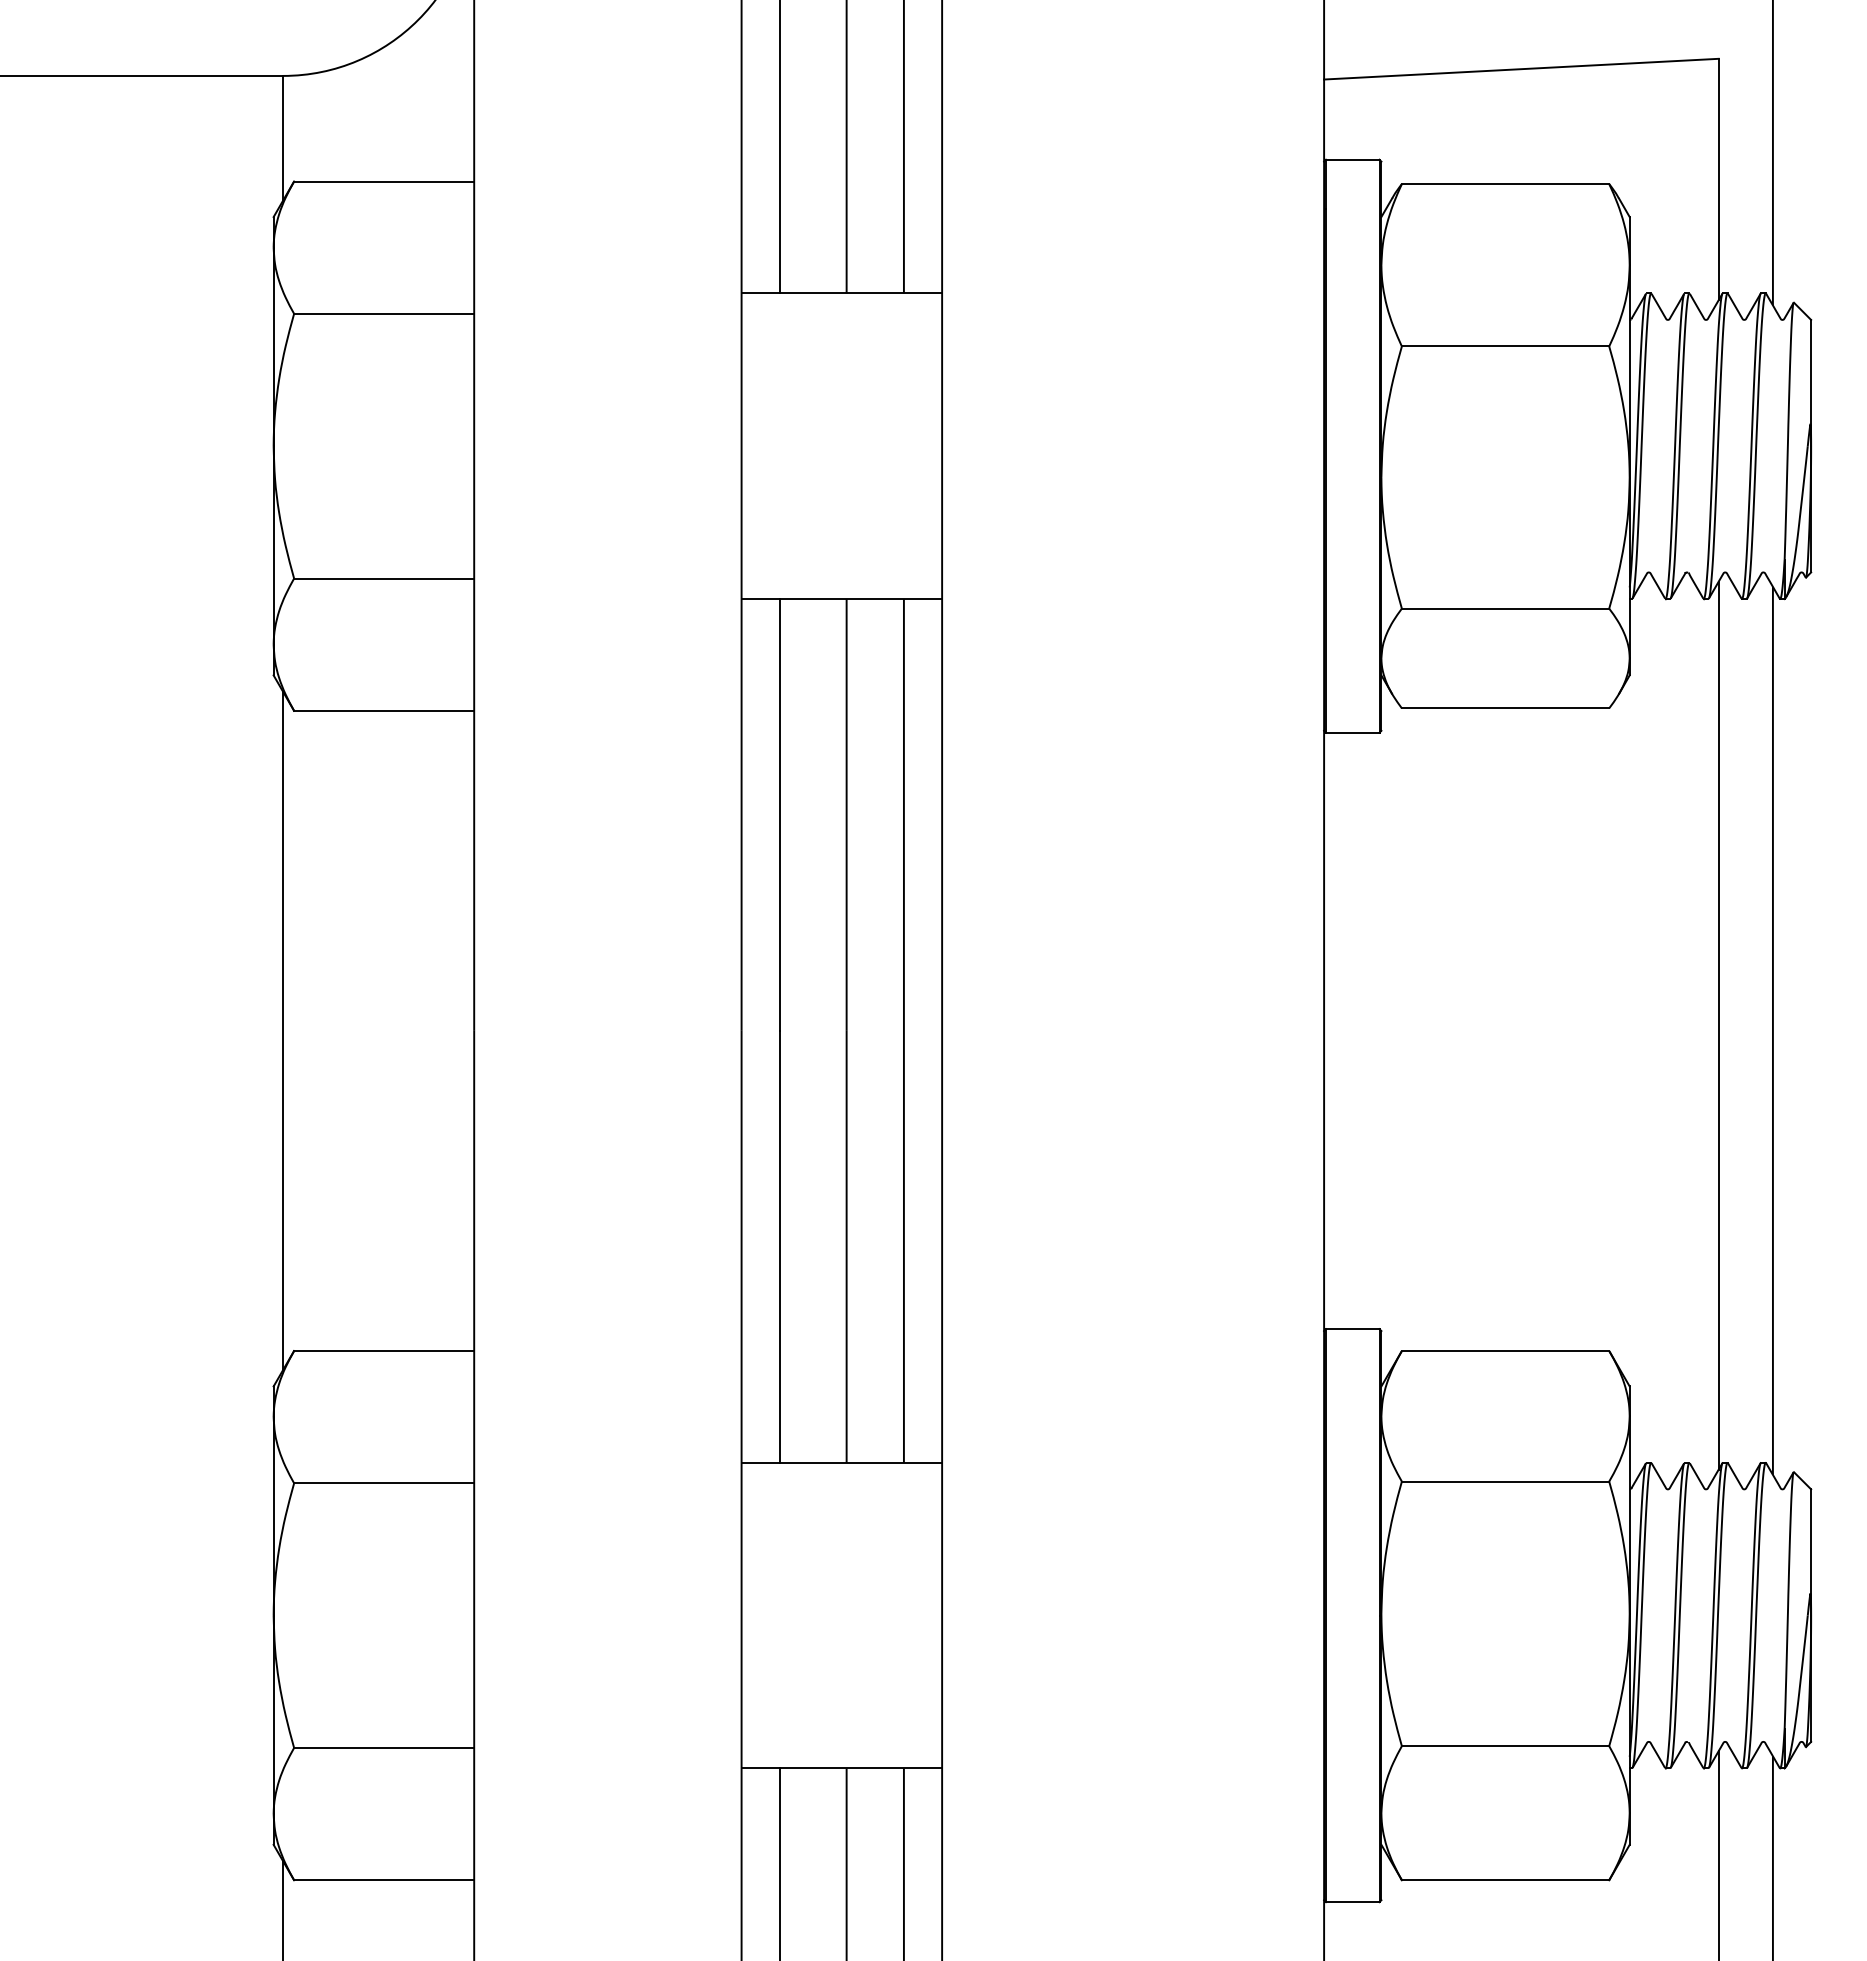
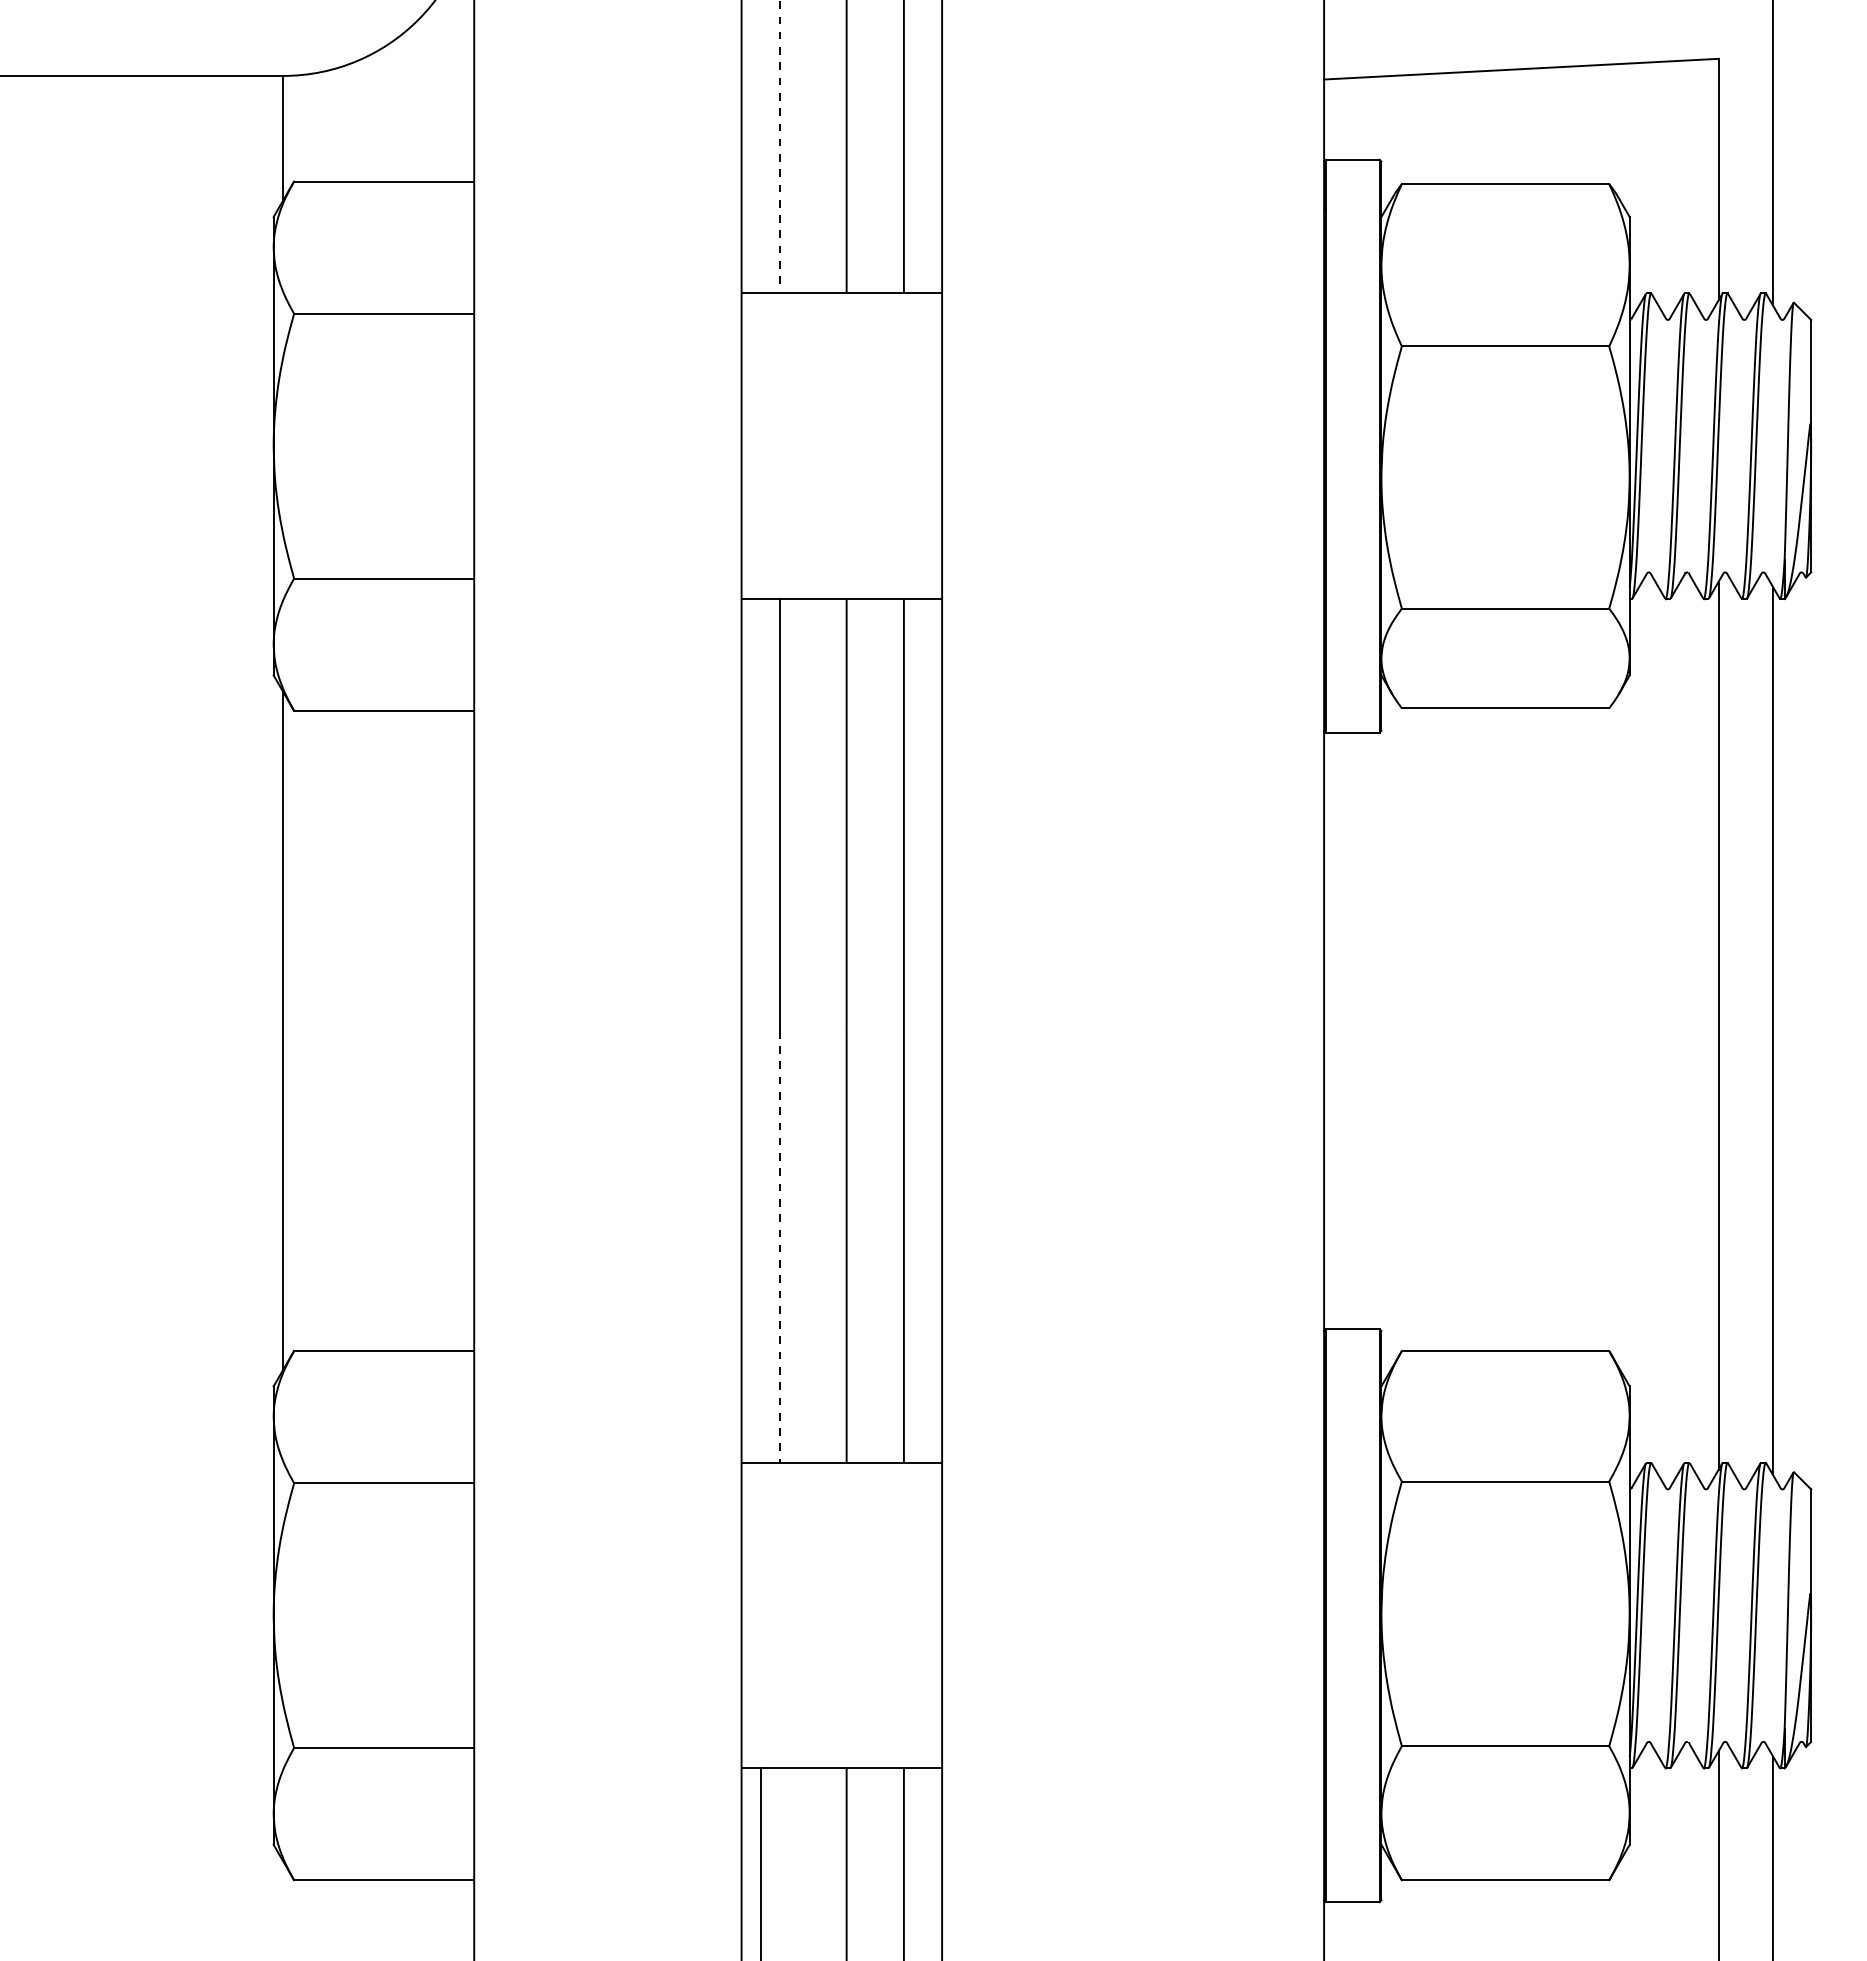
line: solid -> dashed (779, 147)
line: solid -> dashed (779, 1246)
line position: (779, 1862) -> (760, 1862) (760, 1862)
line: present -> none (283, 1909)
